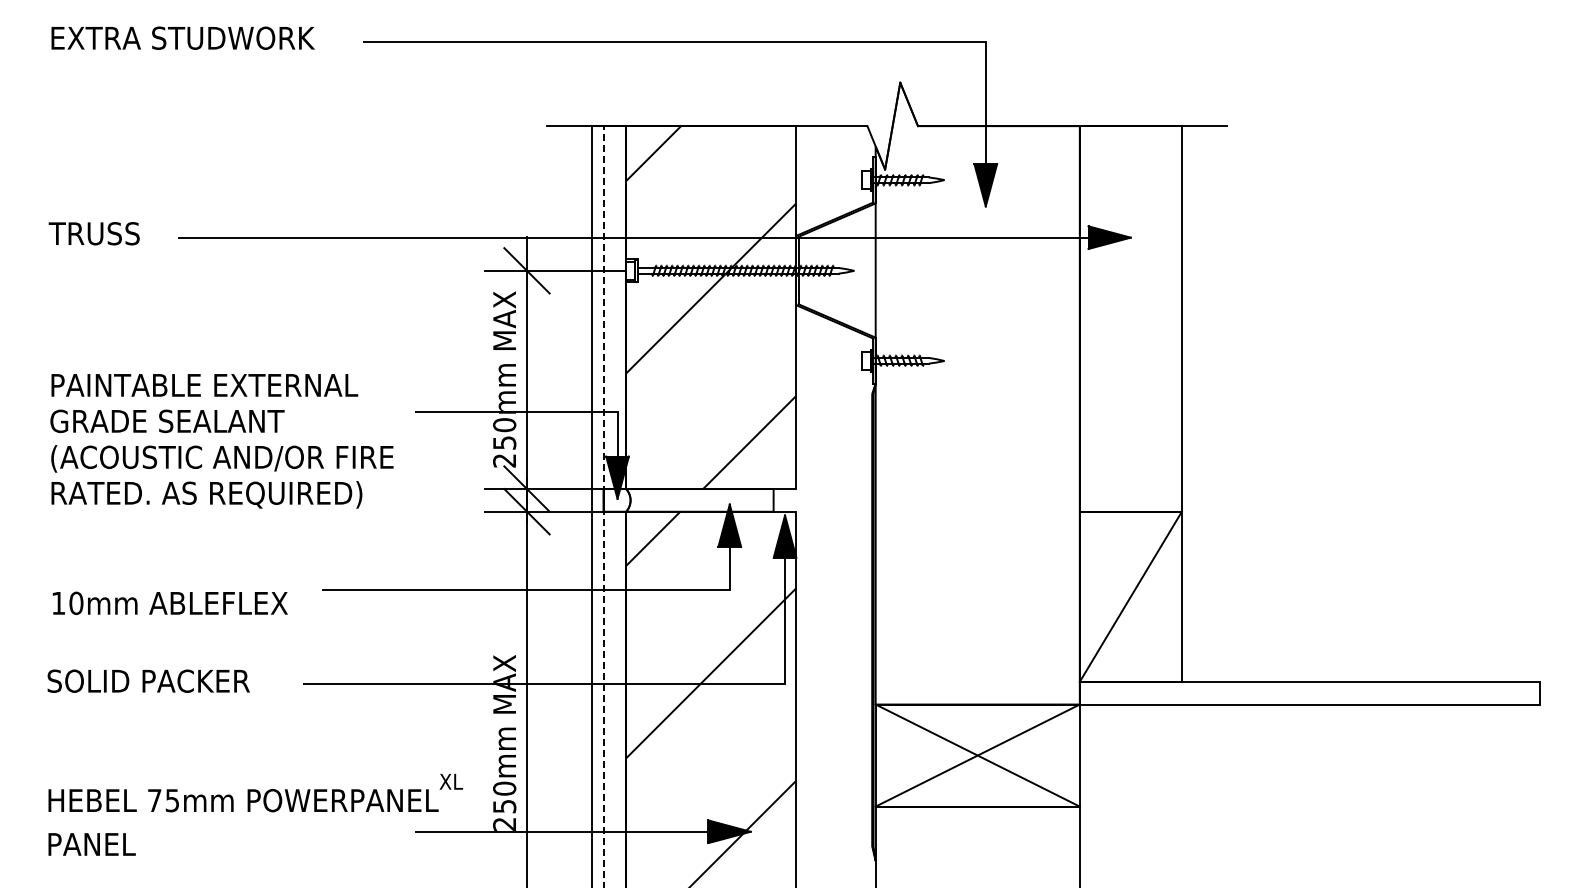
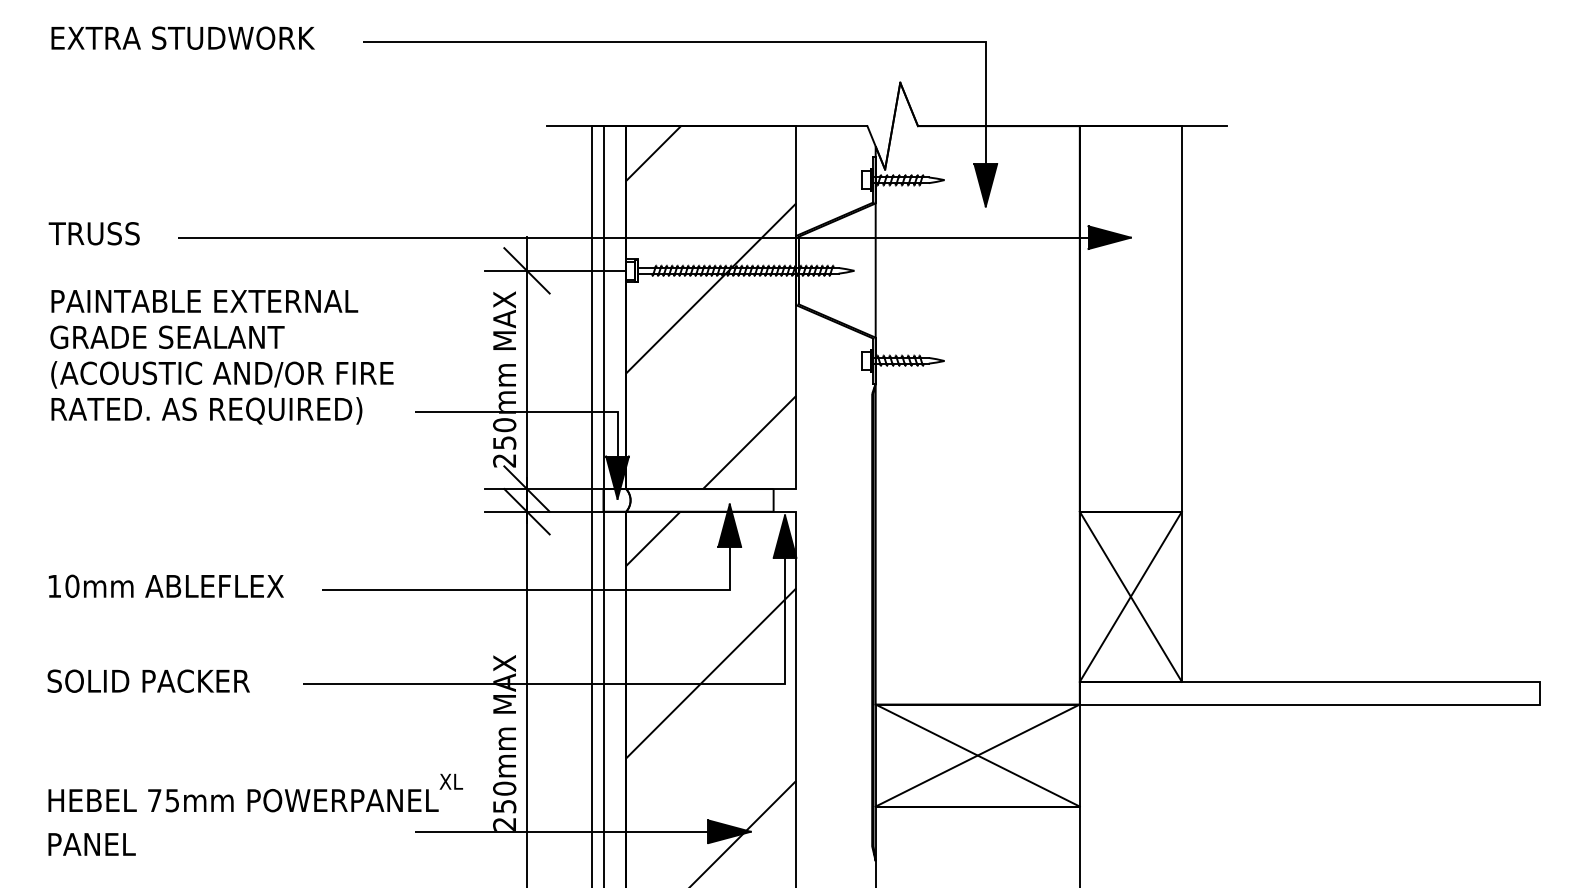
text position: (221, 441) -> (221, 357) (221, 357)
line: dashed -> solid (603, 506)
line: none -> present (1130, 596)
text position: (169, 602) -> (165, 585) (165, 585)
